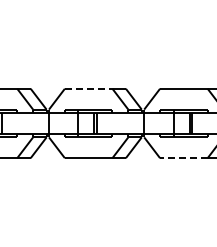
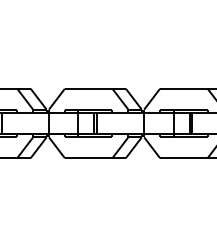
line: dashed -> solid (88, 88)
line: dashed -> solid (183, 158)
